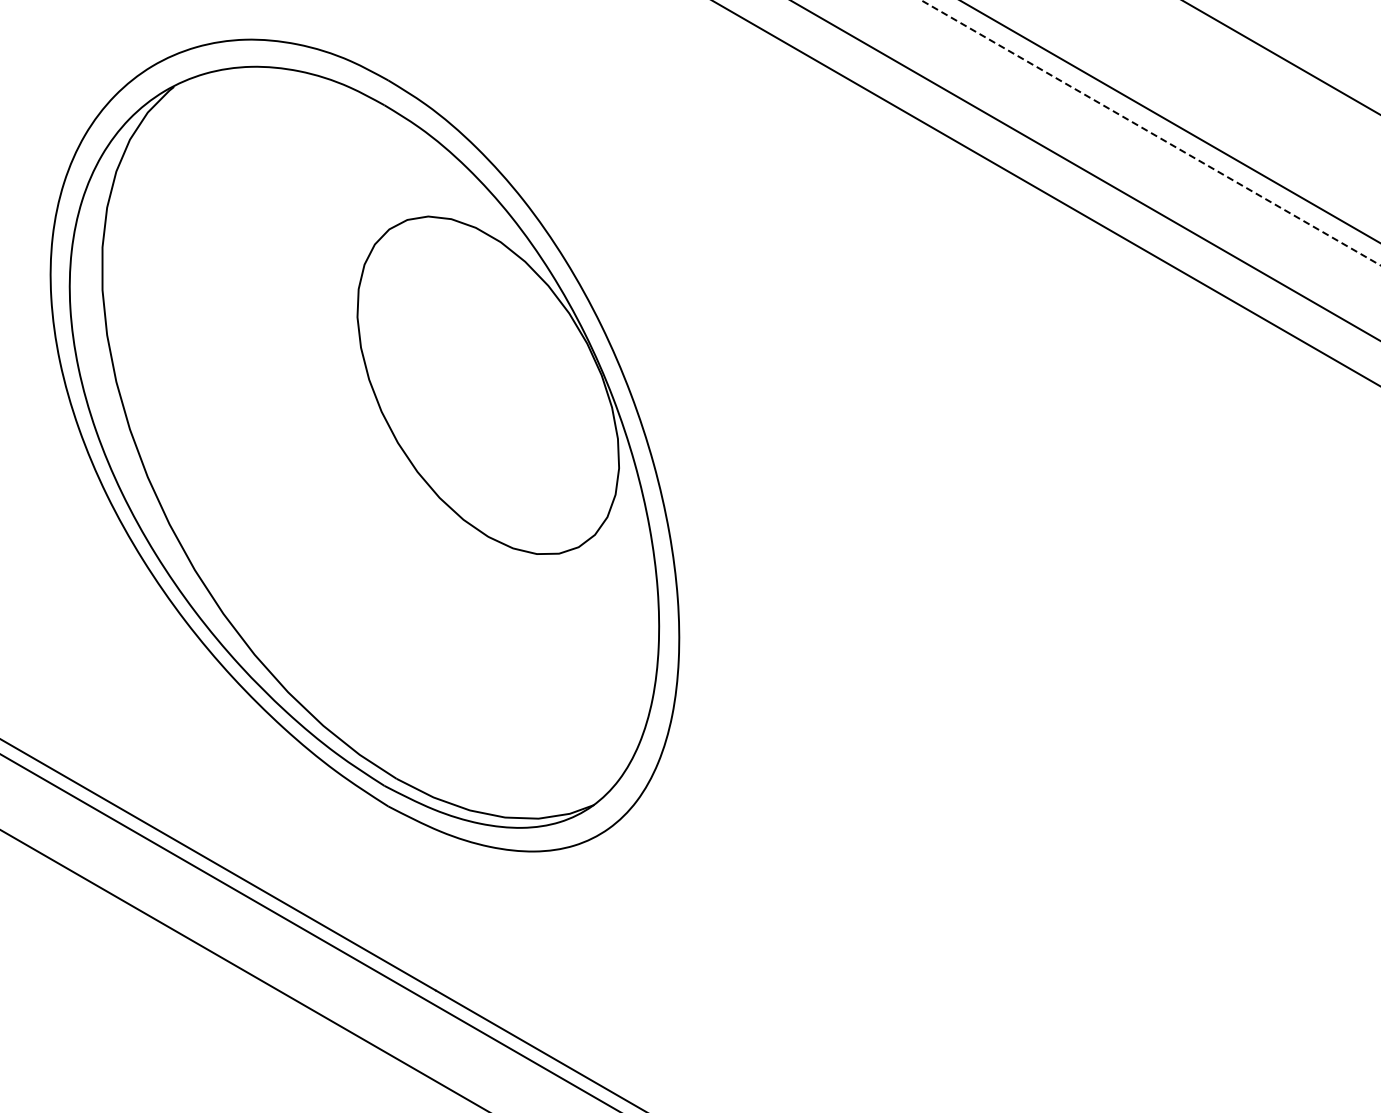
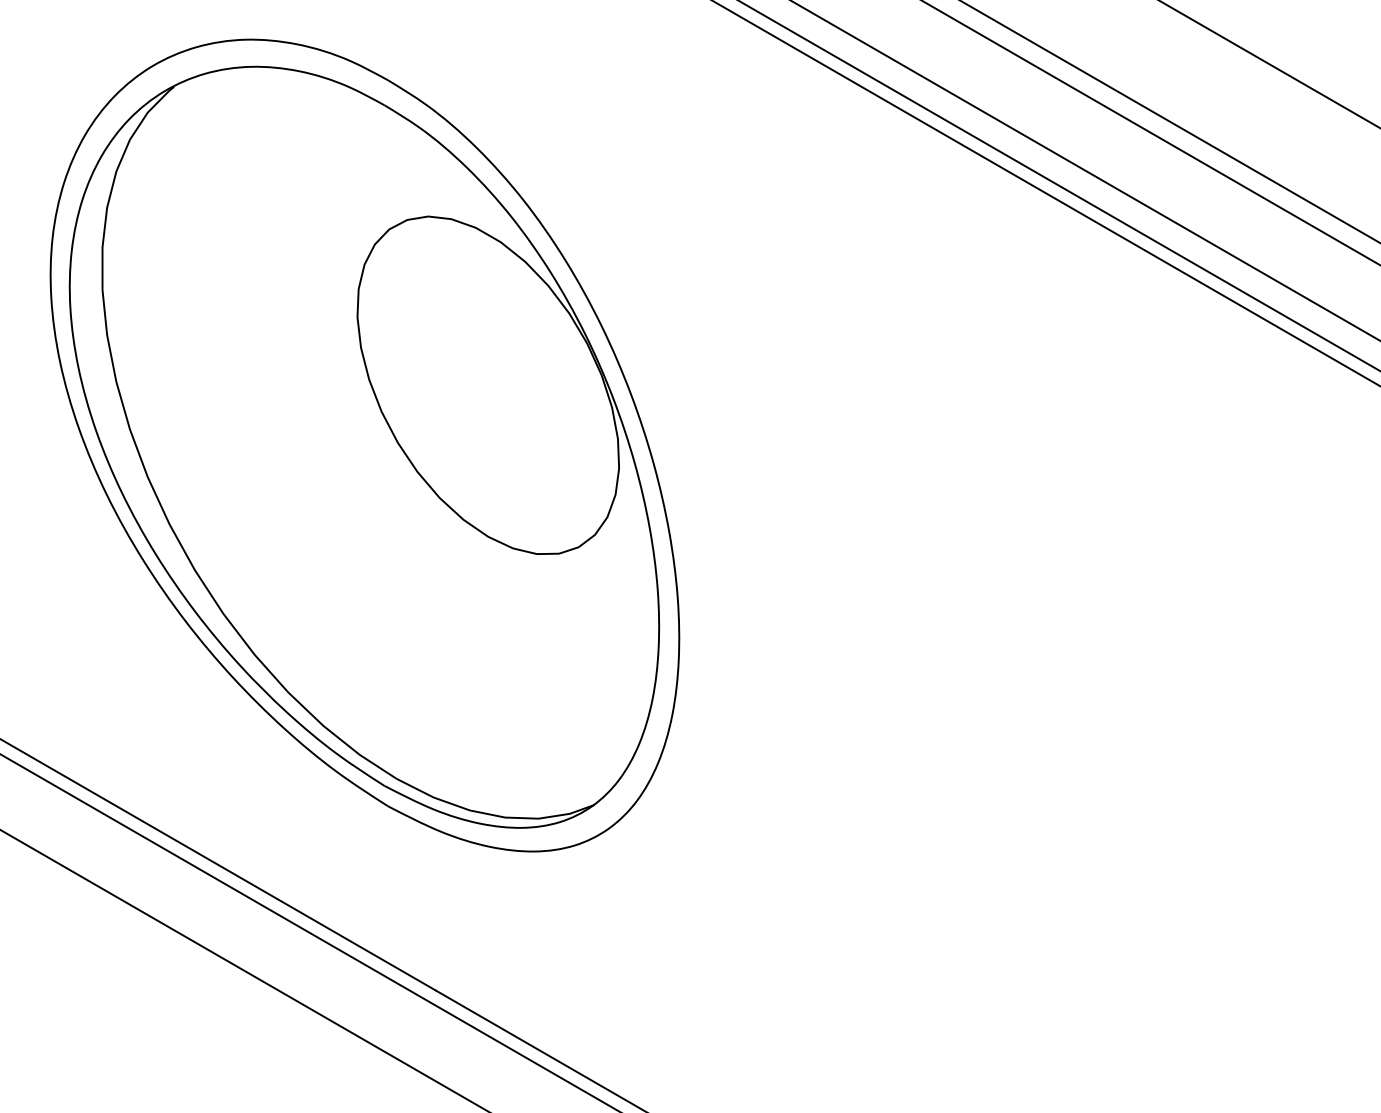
line position: (1281, 57) -> (1269, 64) (1269, 64)
line: dashed -> solid (1151, 133)
line: none -> present (1058, 185)
